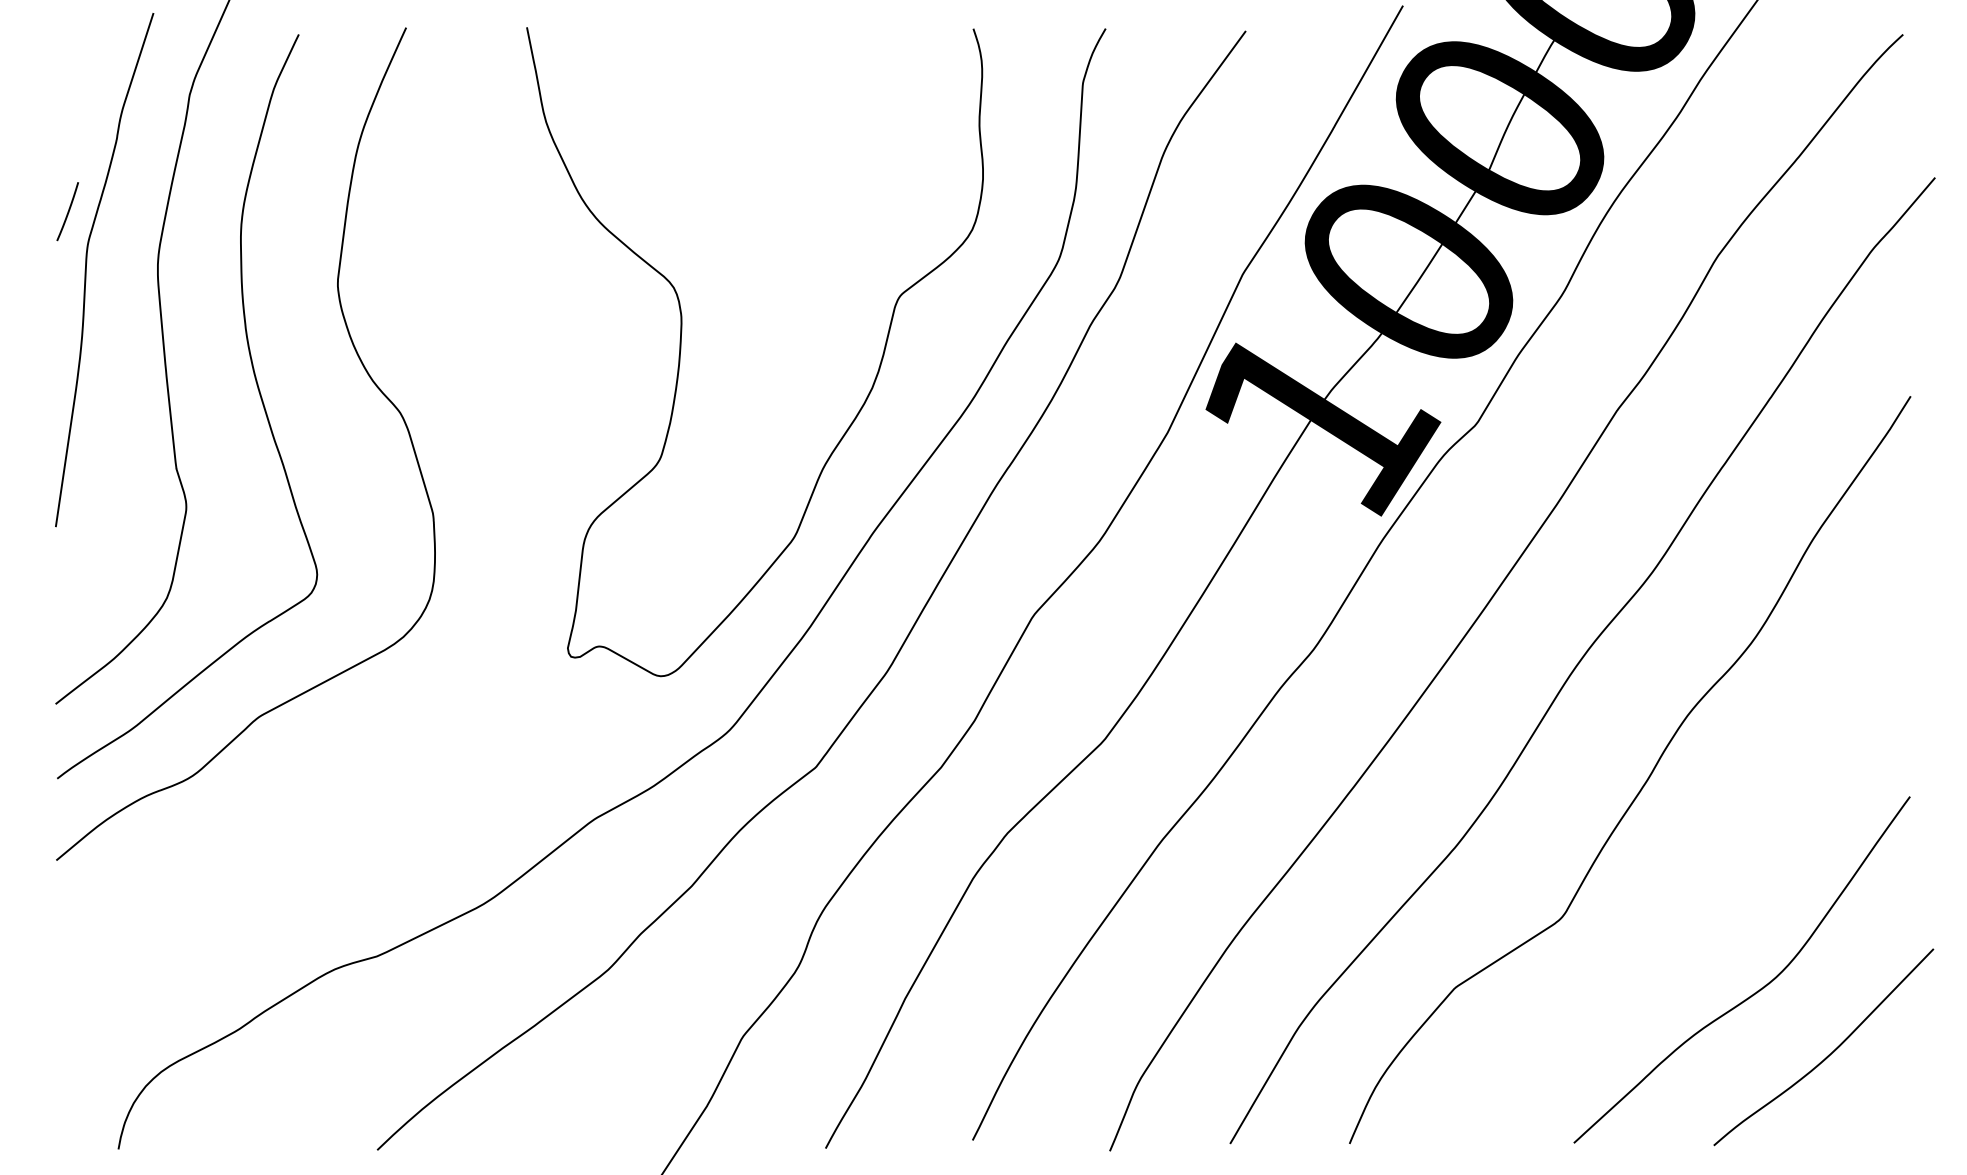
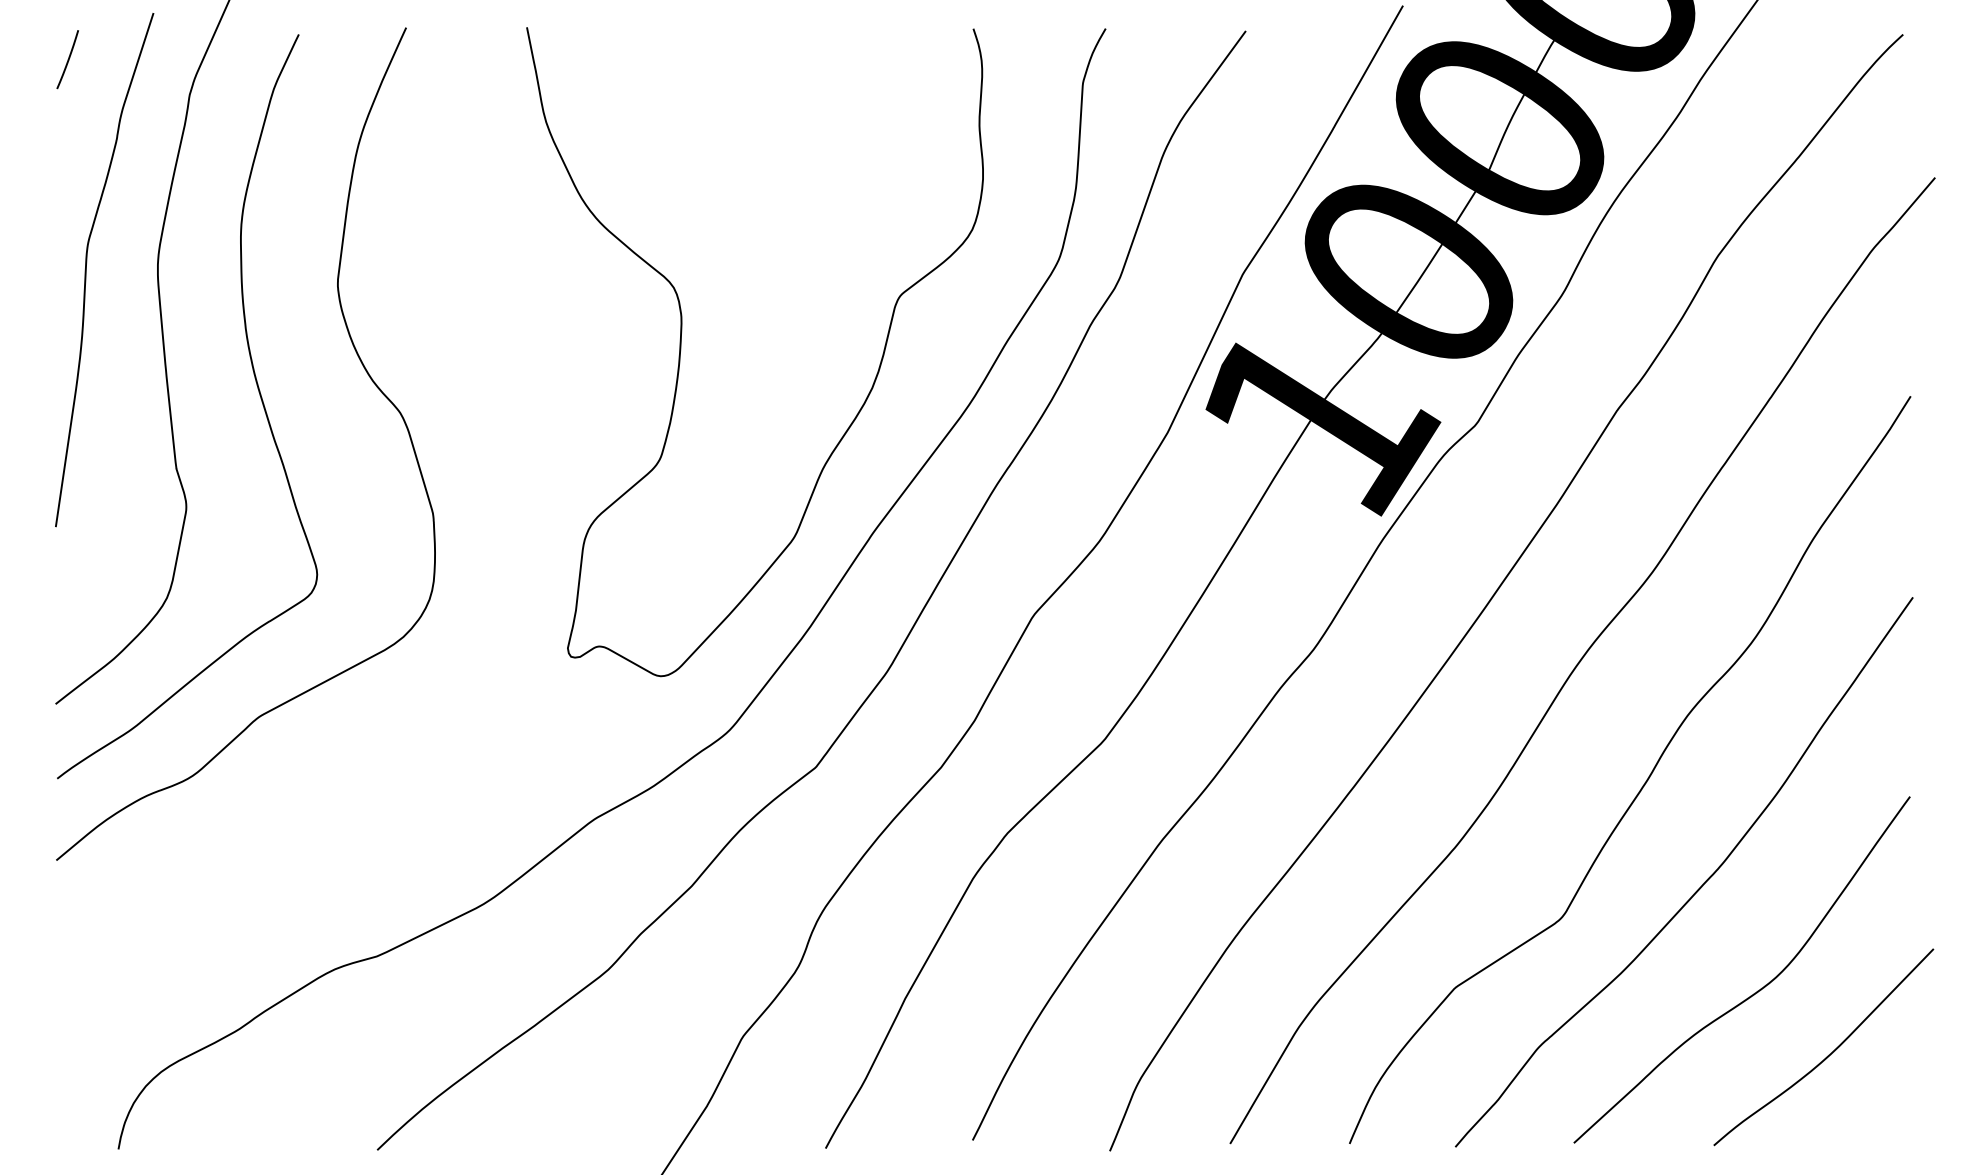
line position: (67, 211) -> (67, 59) (67, 59)
curve: none -> present (1699, 887)
